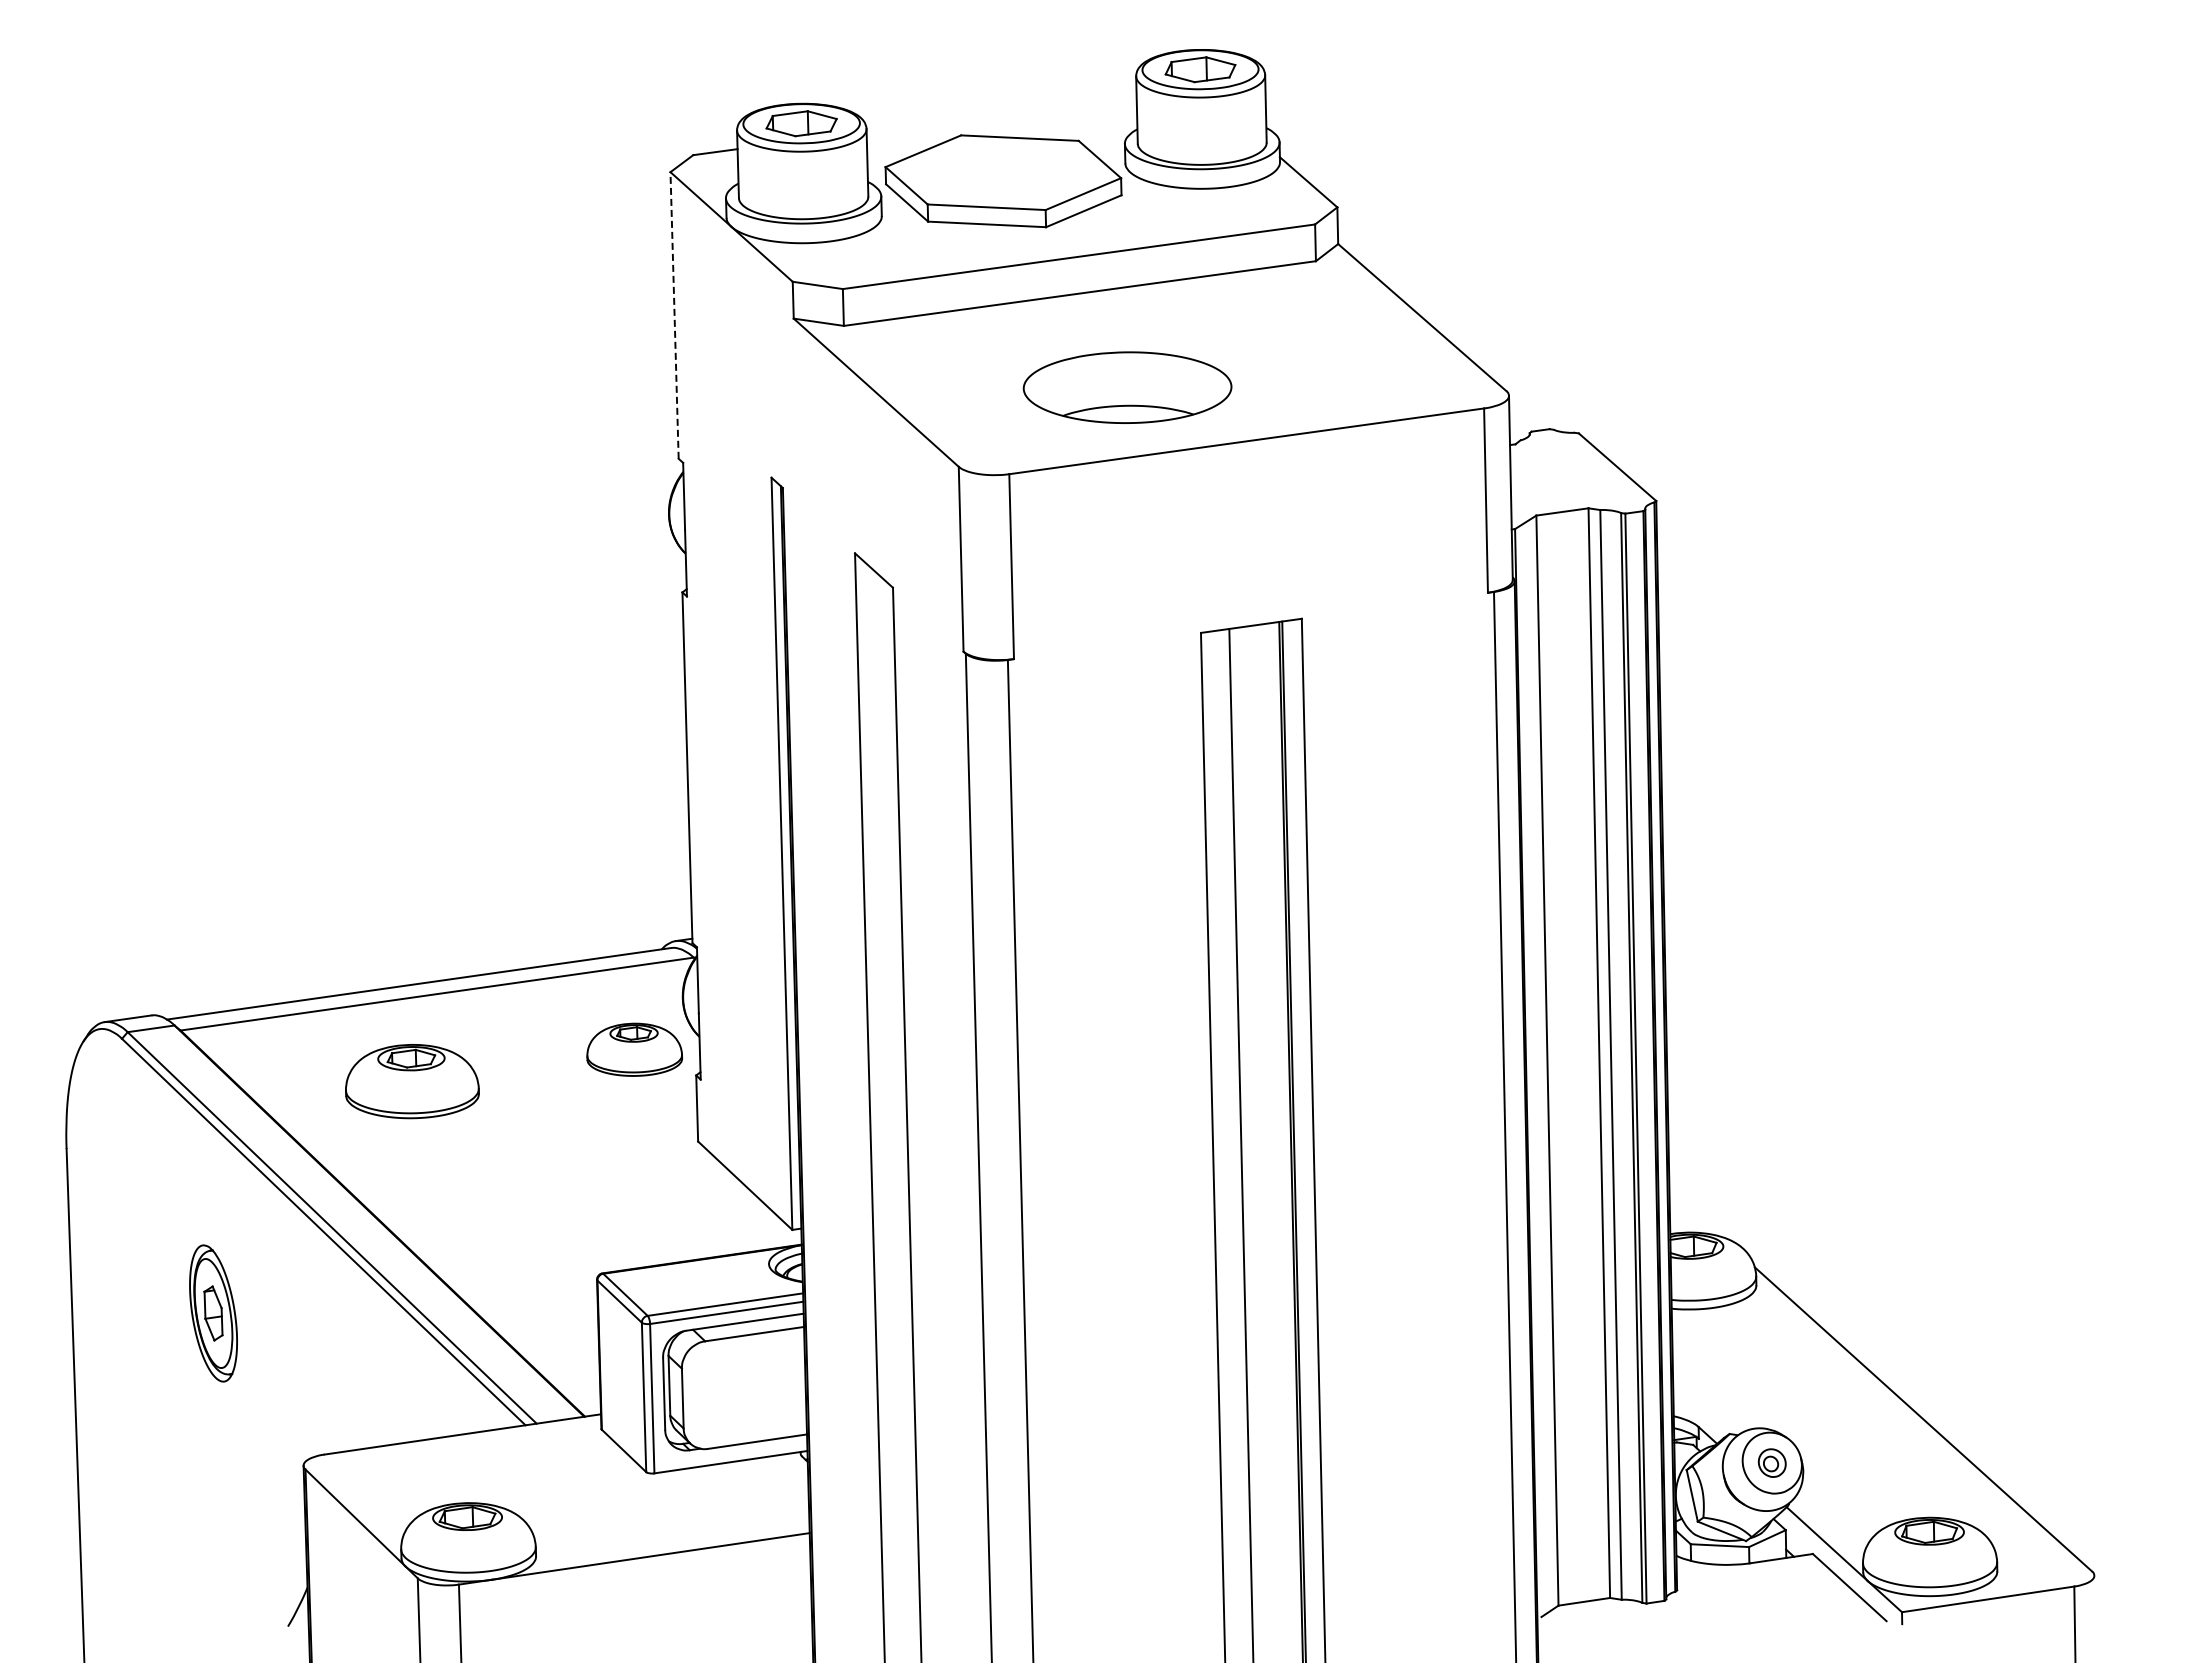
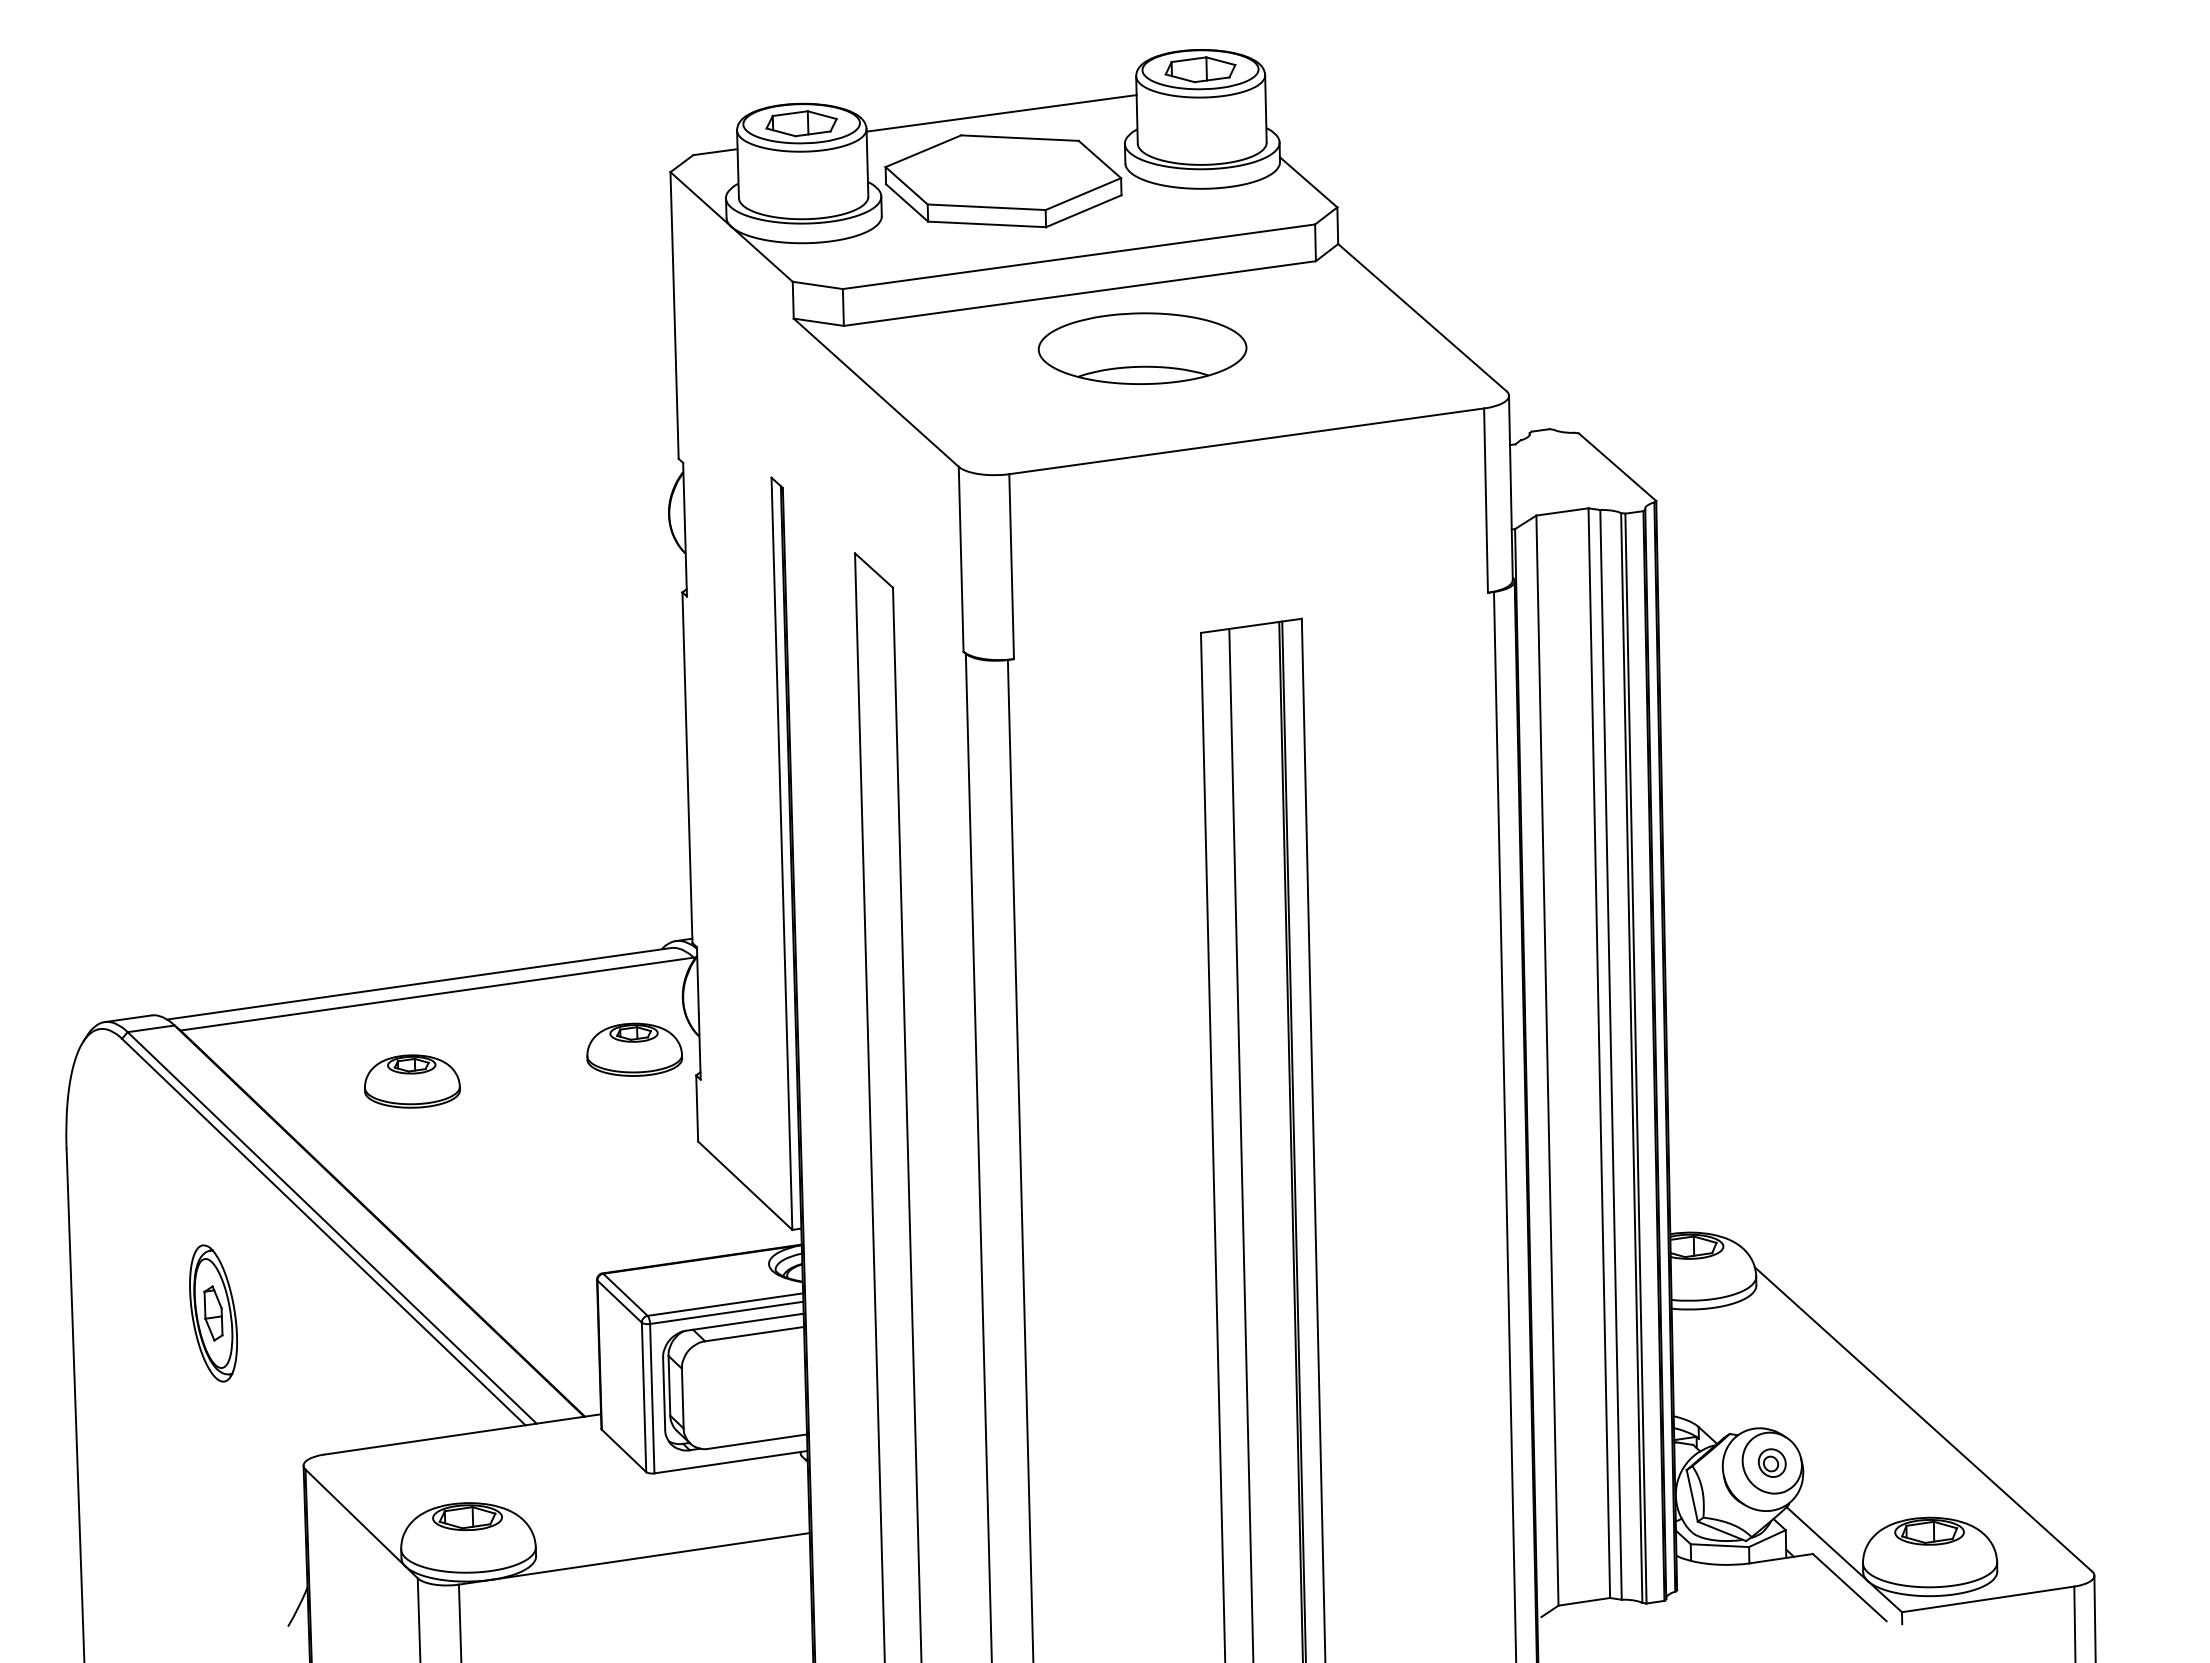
line: none -> present (1001, 113)
line: dashed -> solid (674, 315)
part position: (1127, 387) -> (1142, 348) (1142, 348)
part size: 135x76 px -> 97x55 px (412, 1081)
line: none -> present (2094, 1617)
